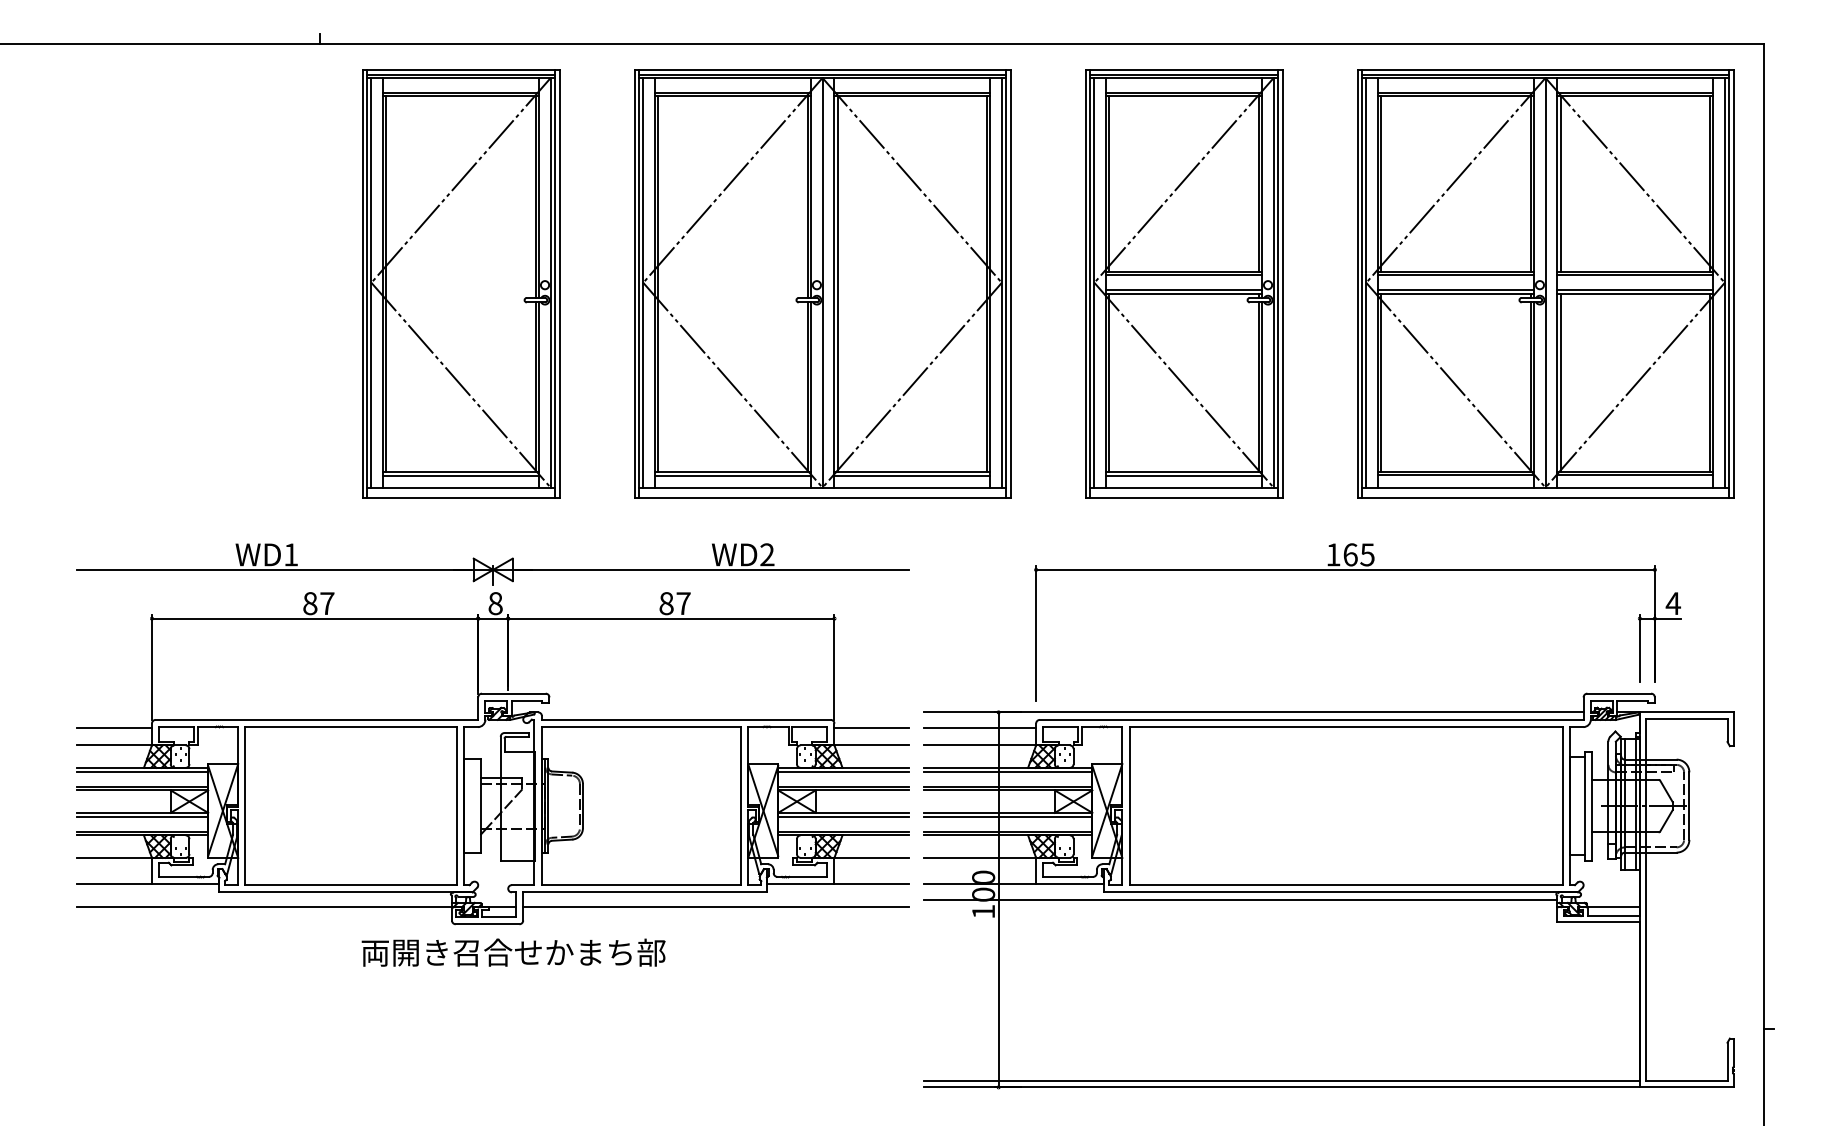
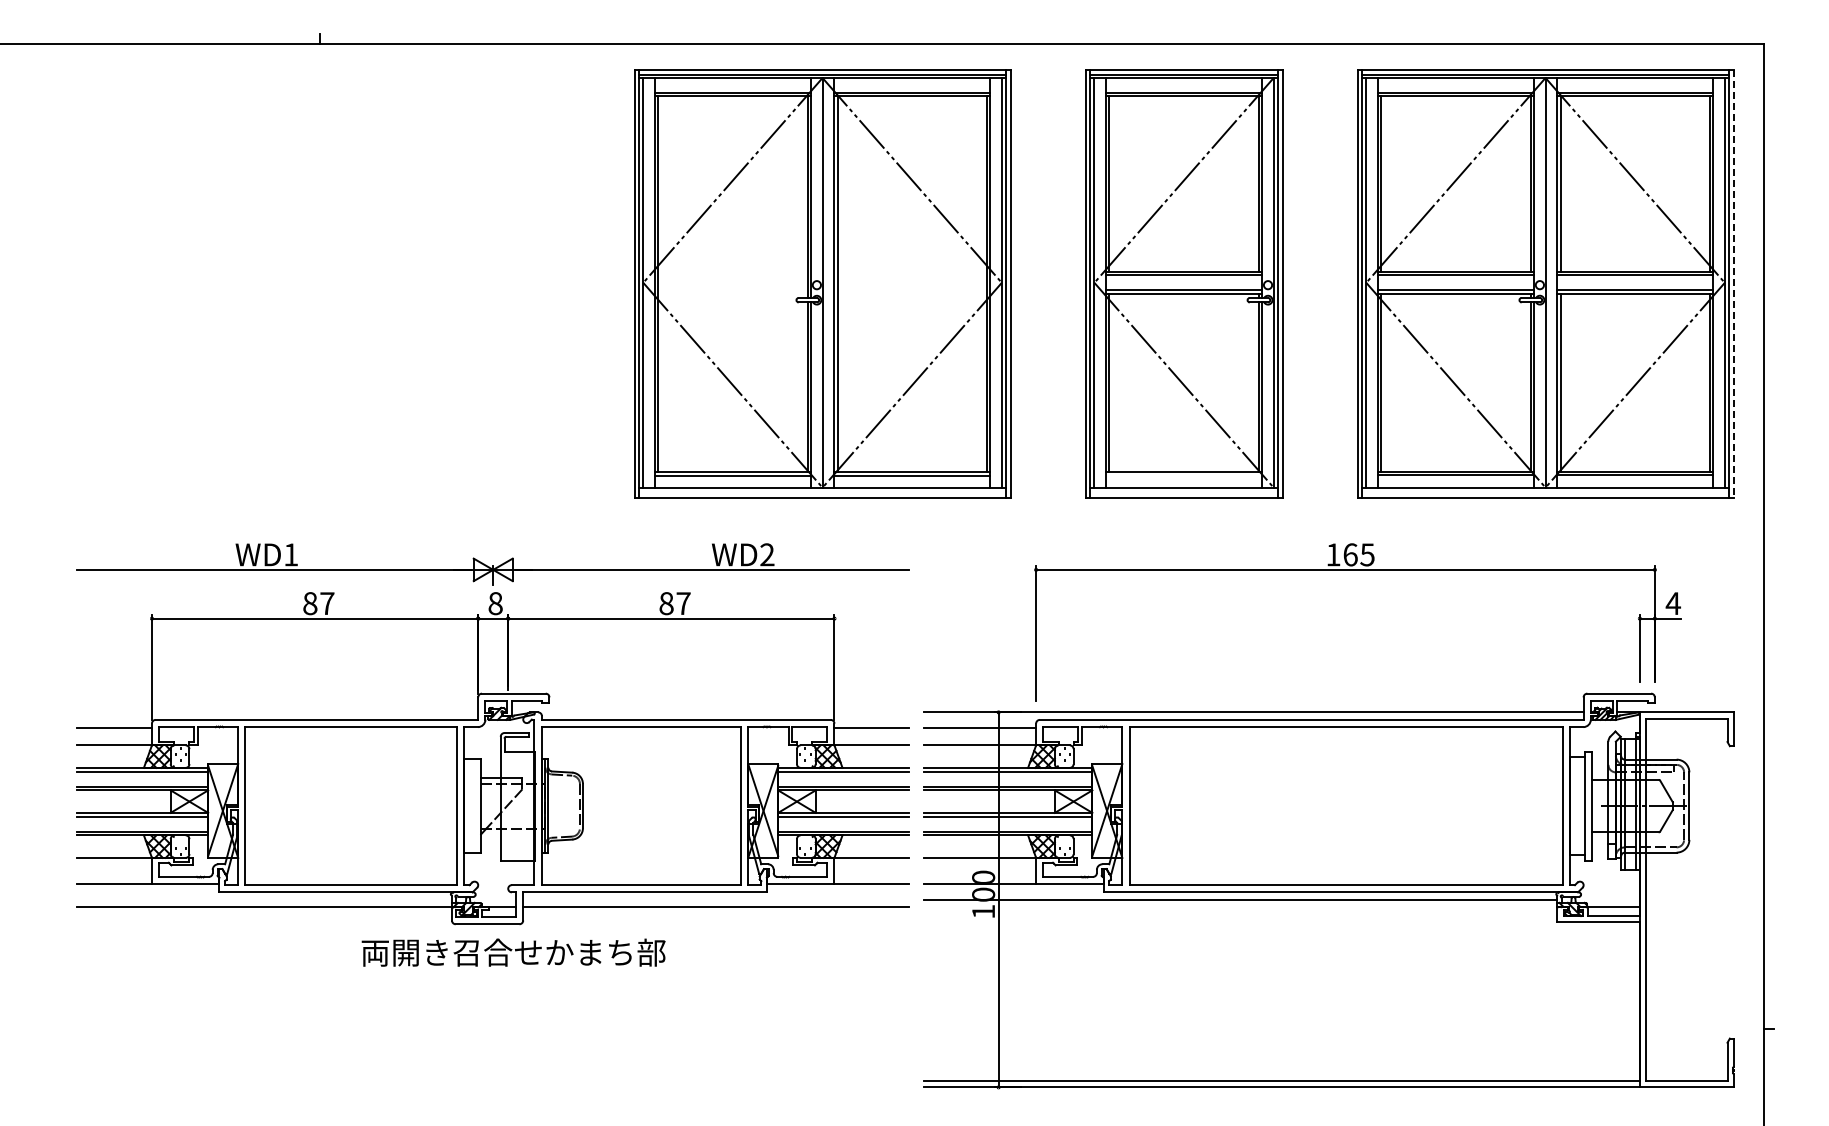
part: present -> none (461, 283)
line: solid -> dashed (1733, 284)
line: present -> none (1184, 475)
